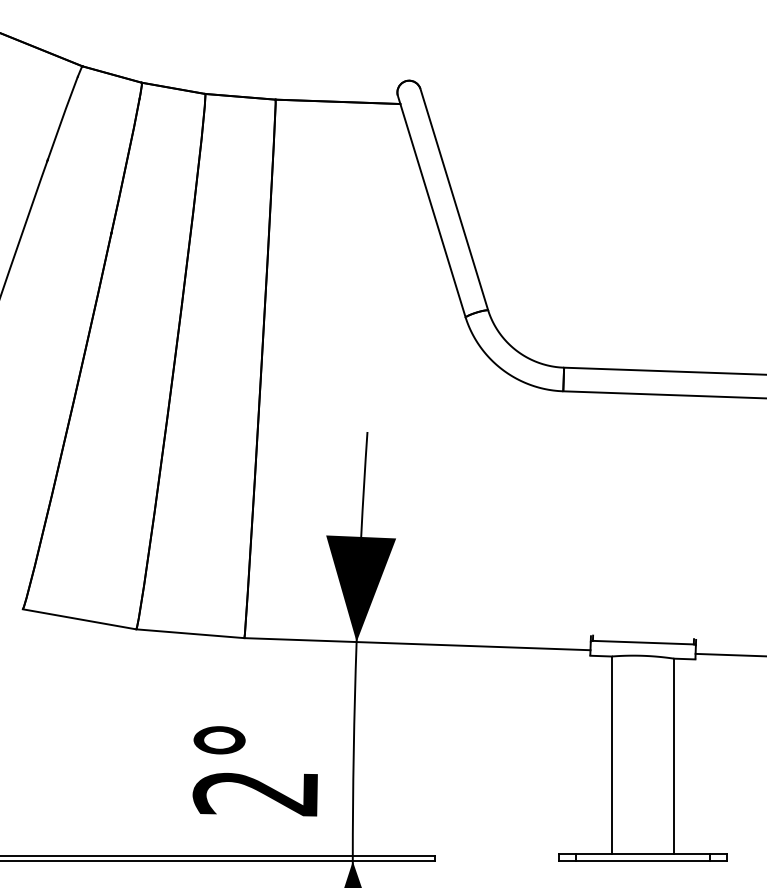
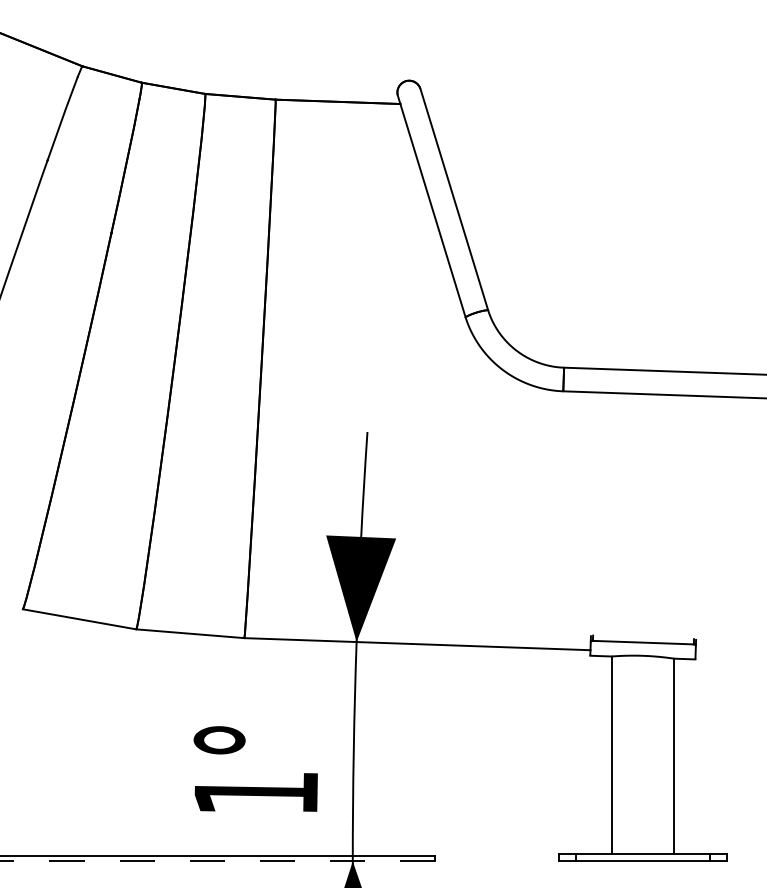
line: present -> none (729, 654)
text: 2° -> 1° (254, 794)
line: solid -> dashed (218, 861)
